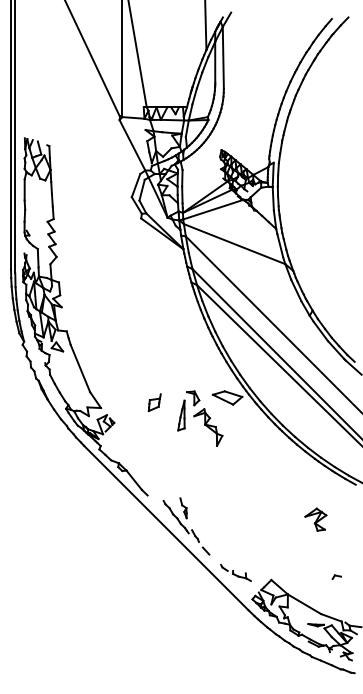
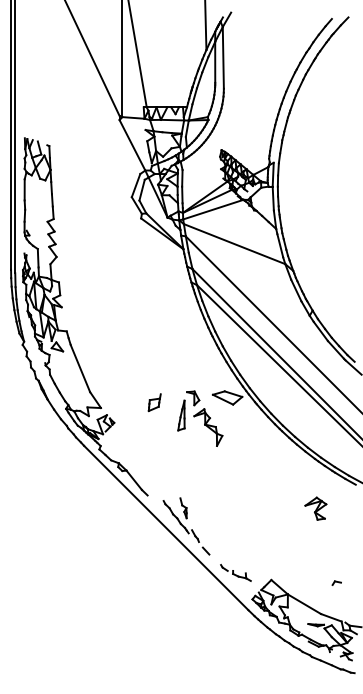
part position: (315, 519) -> (315, 508) (315, 508)
part position: (336, 576) -> (336, 582) (336, 582)
